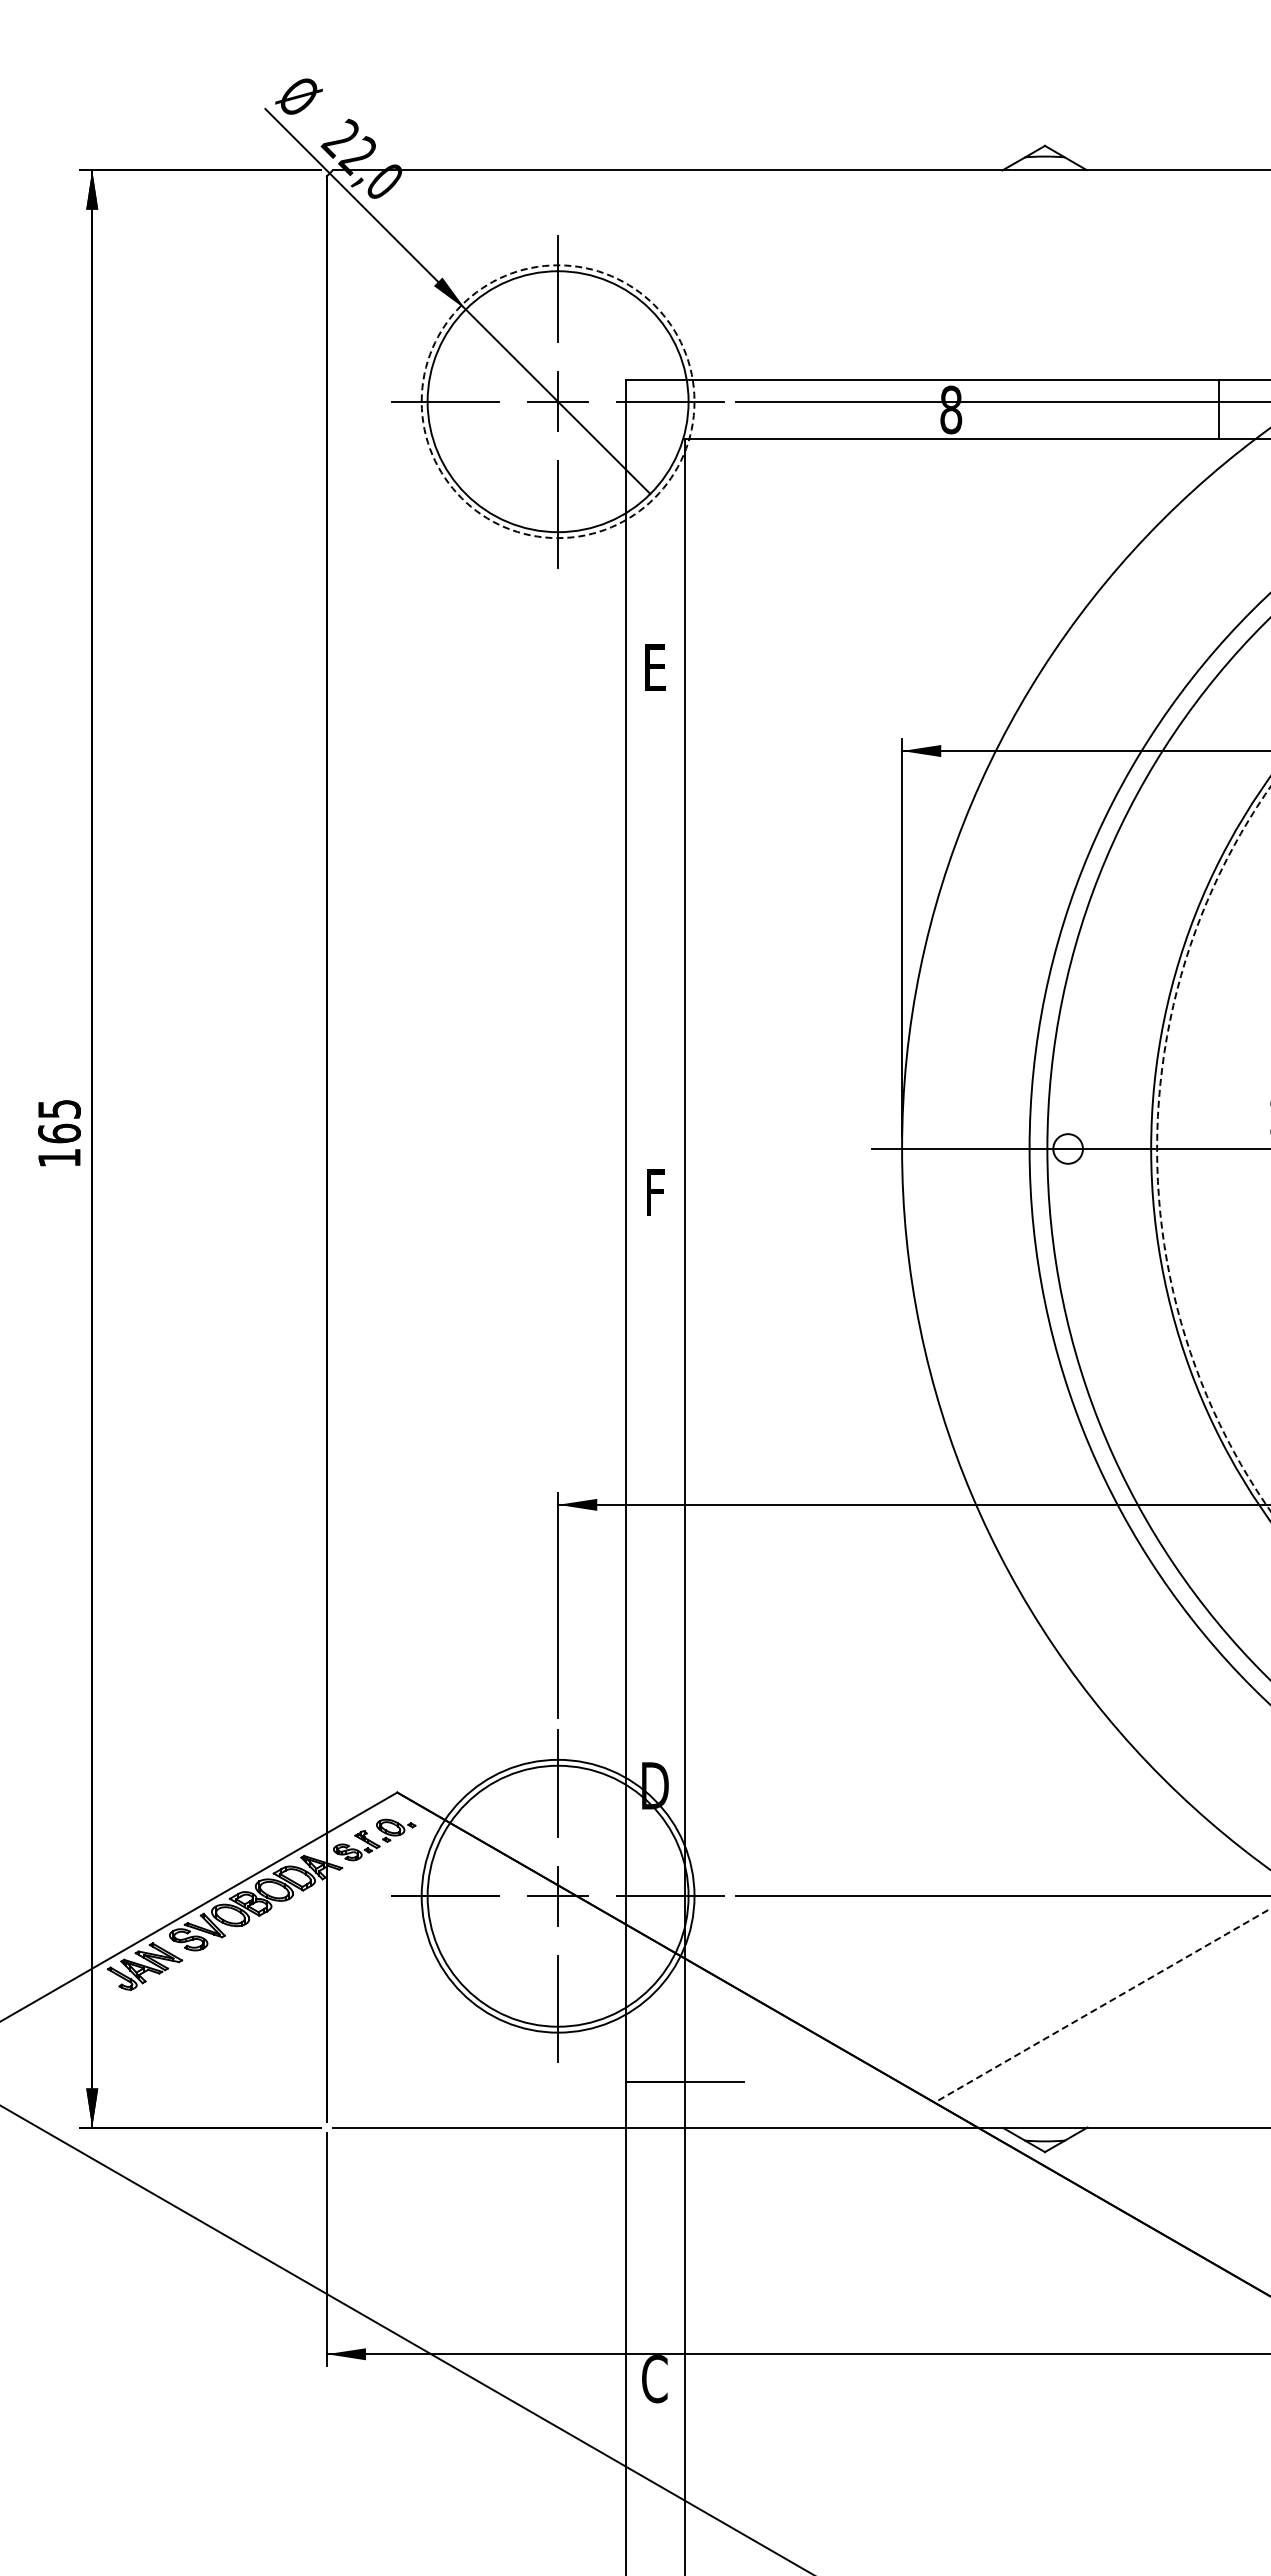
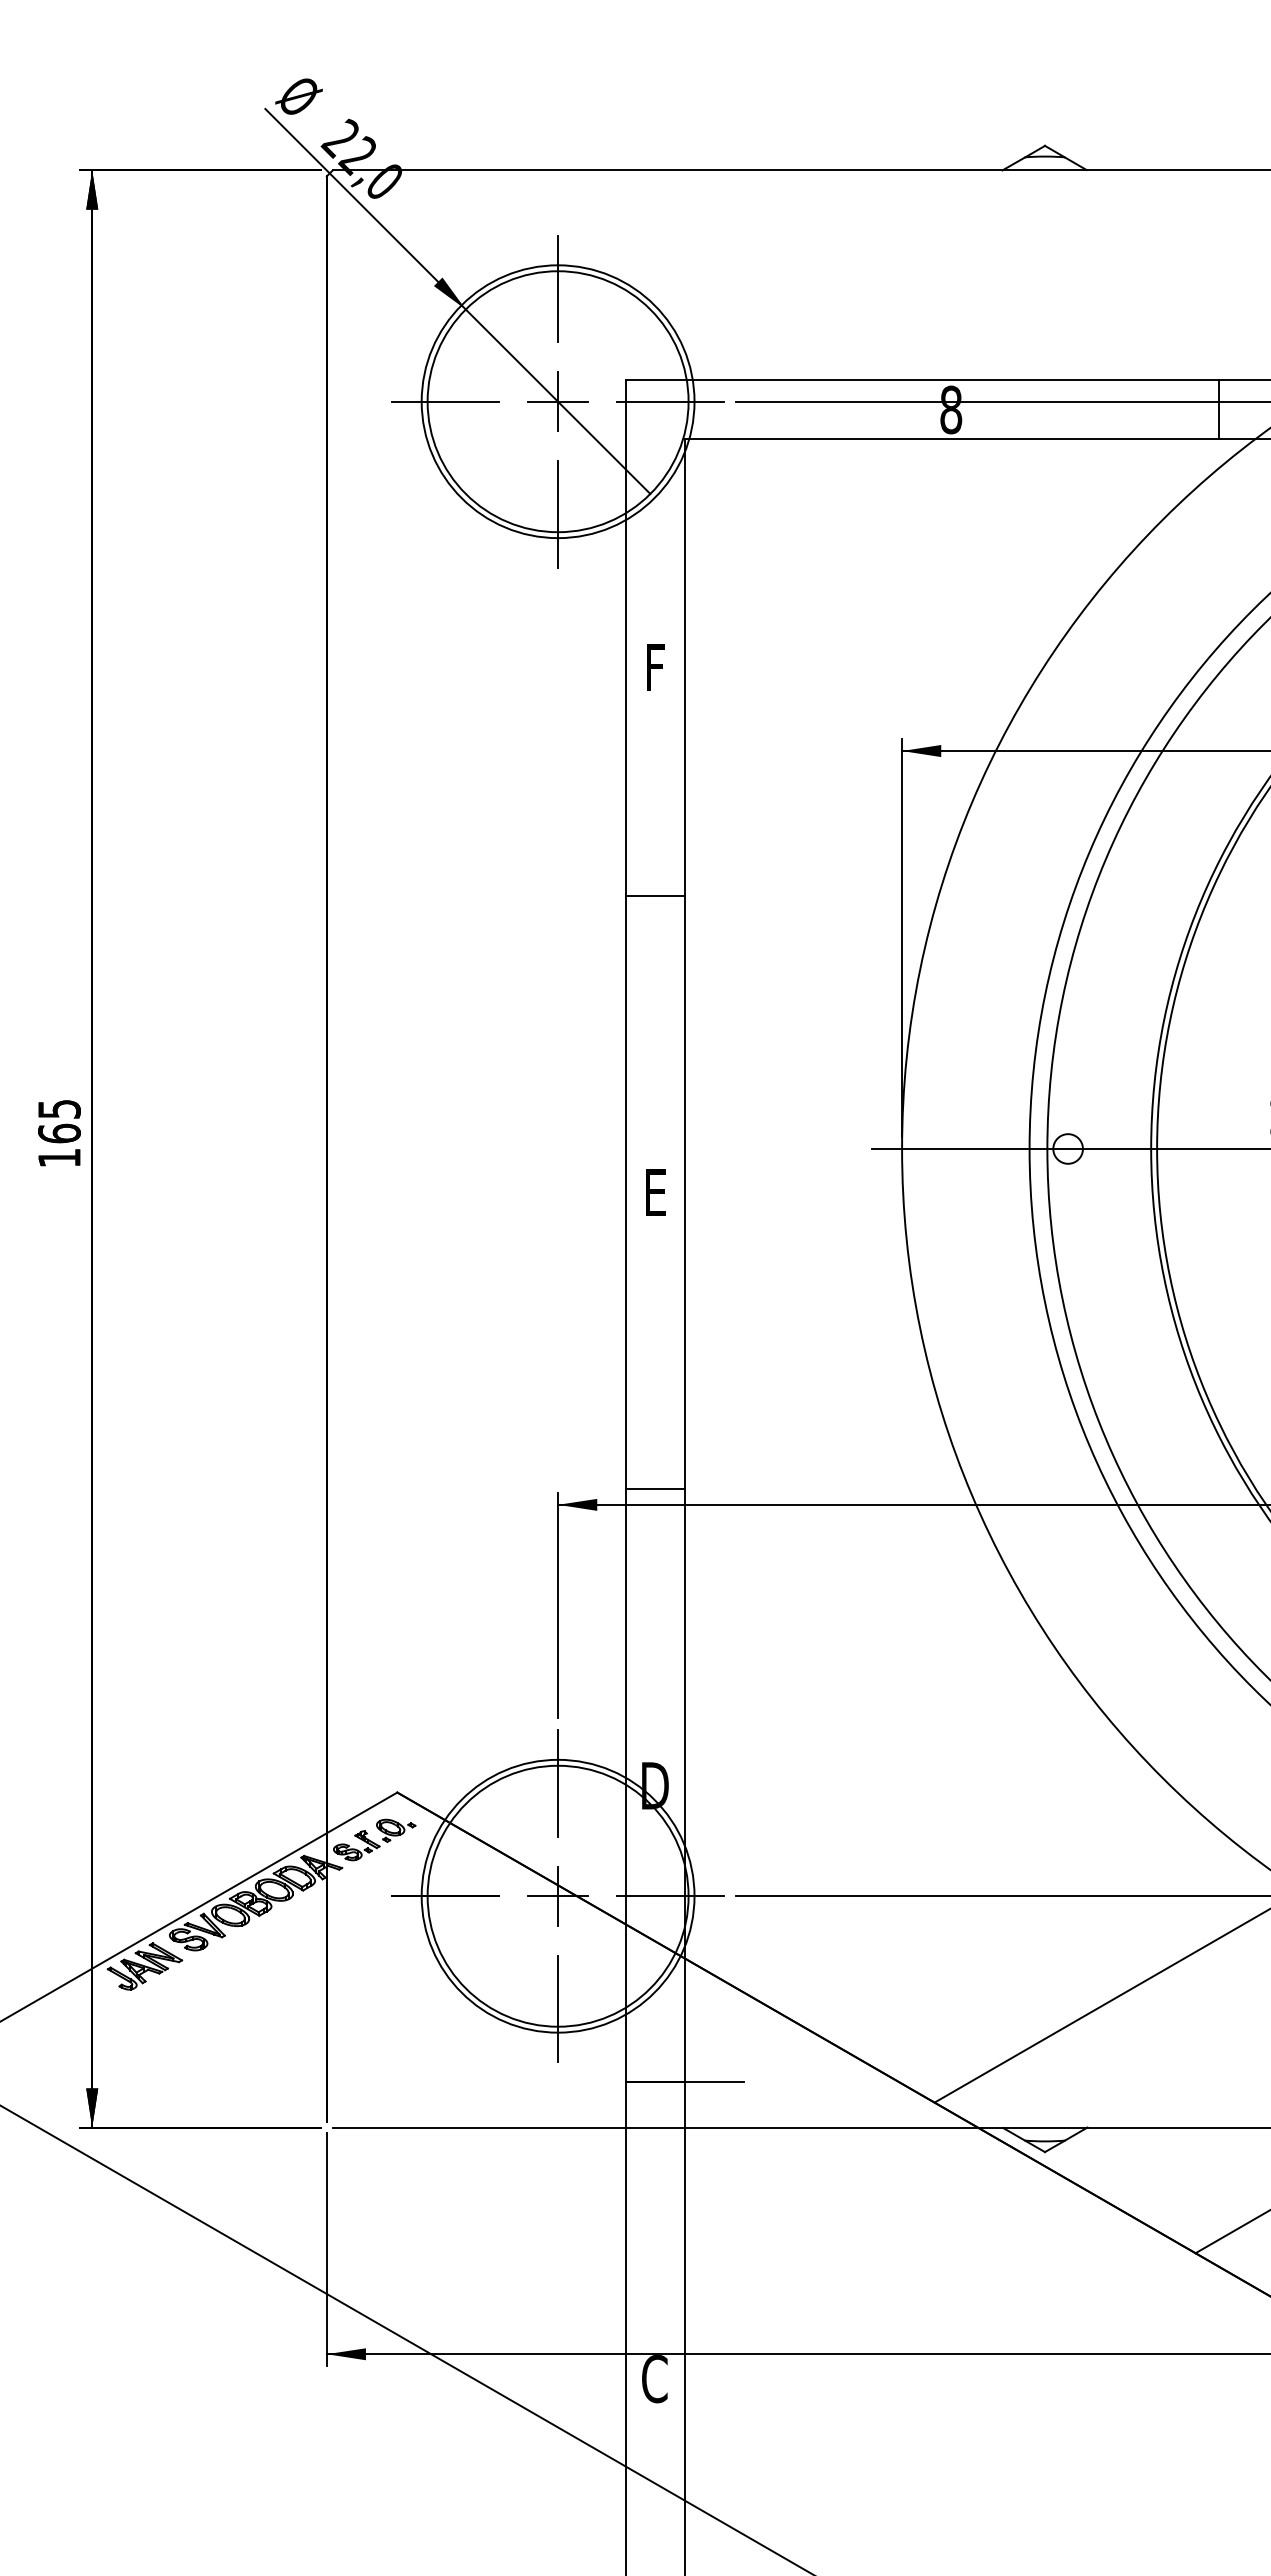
circle: dashed -> solid (557, 401)
text: E -> F (655, 667)
line: none -> present (654, 896)
circle: dashed -> solid (1213, 1148)
text: F -> E (655, 1192)
line: none -> present (654, 1489)
line: dashed -> solid (1102, 2005)
line: none -> present (1231, 2232)
